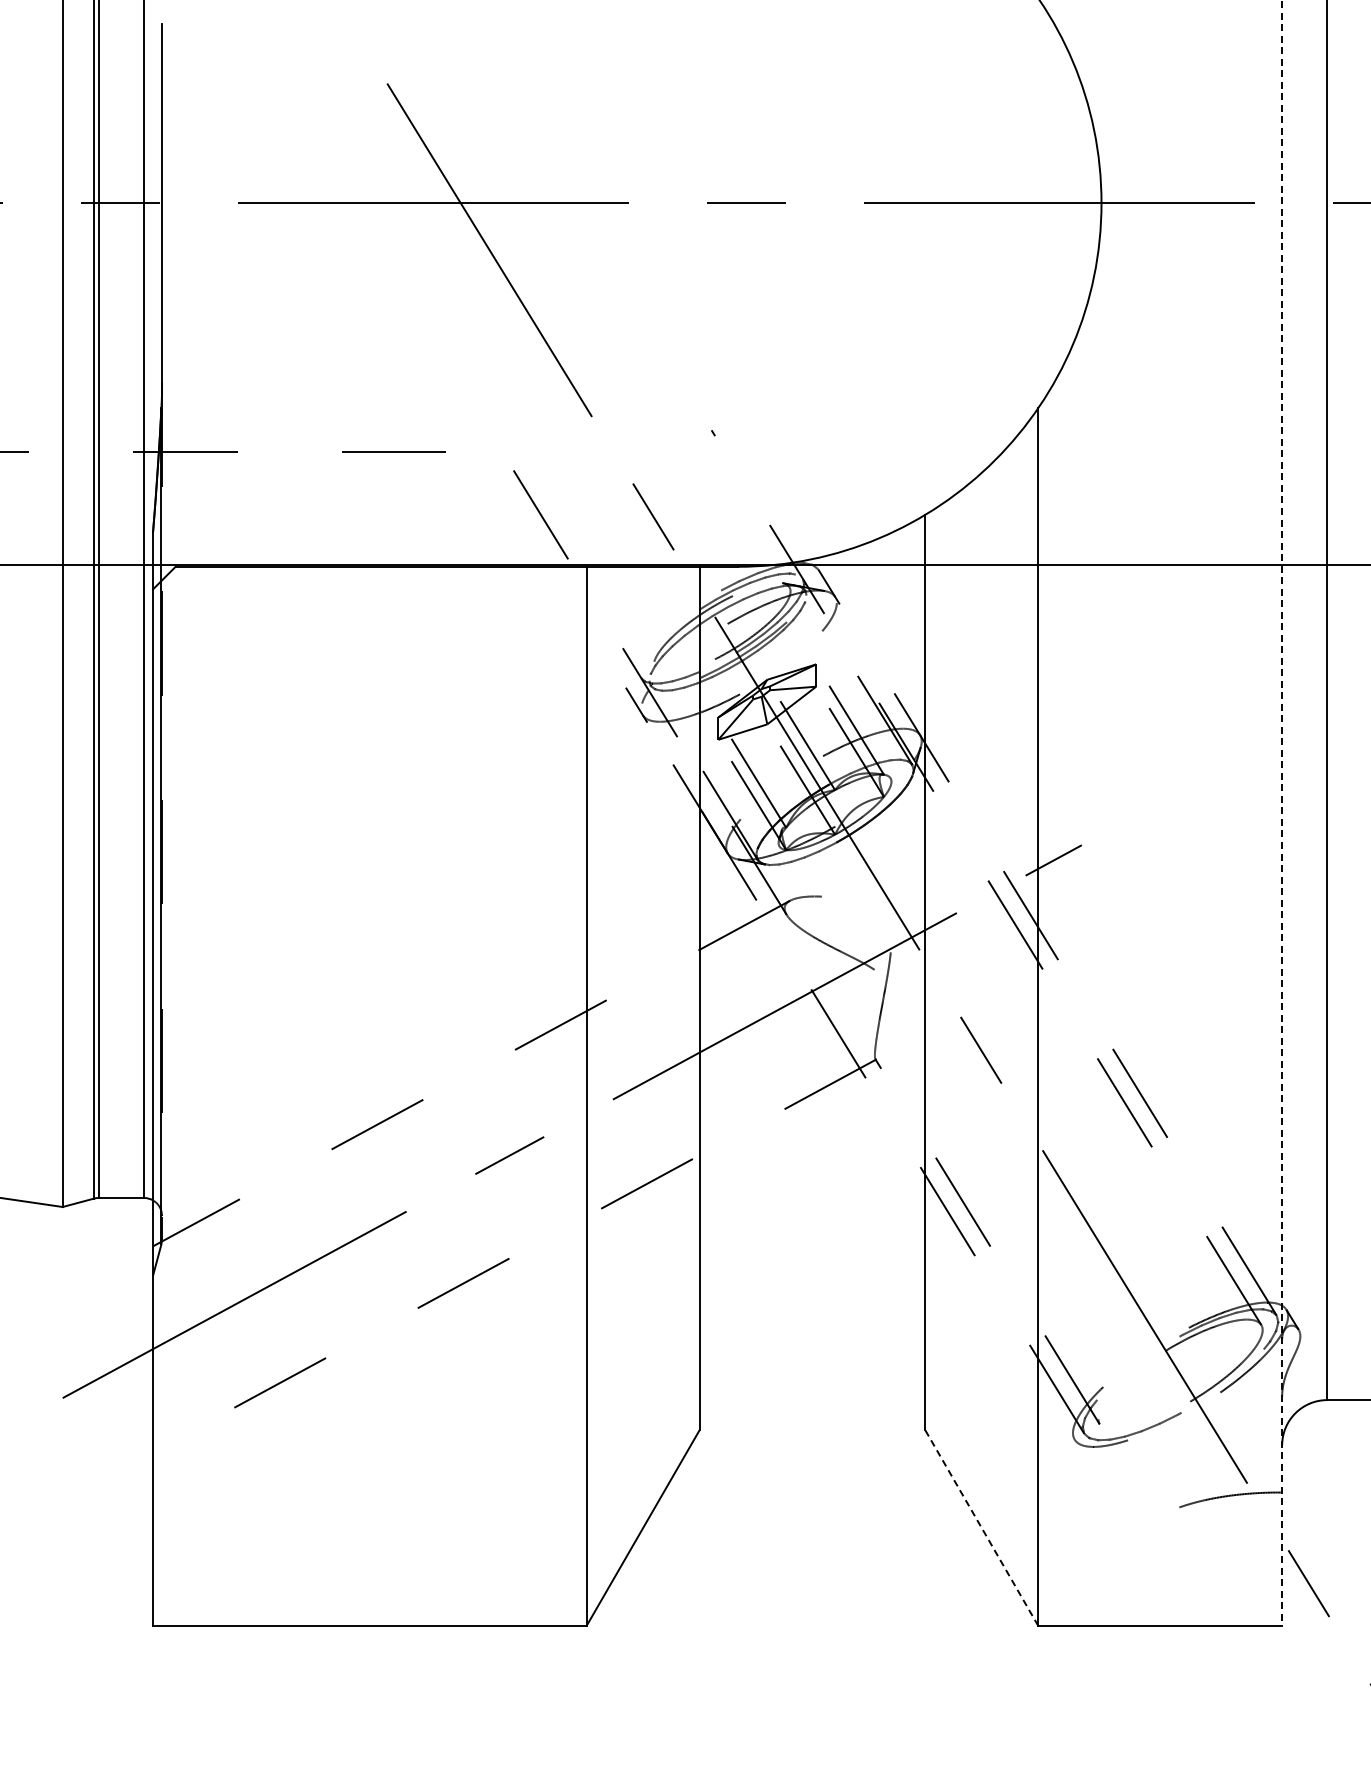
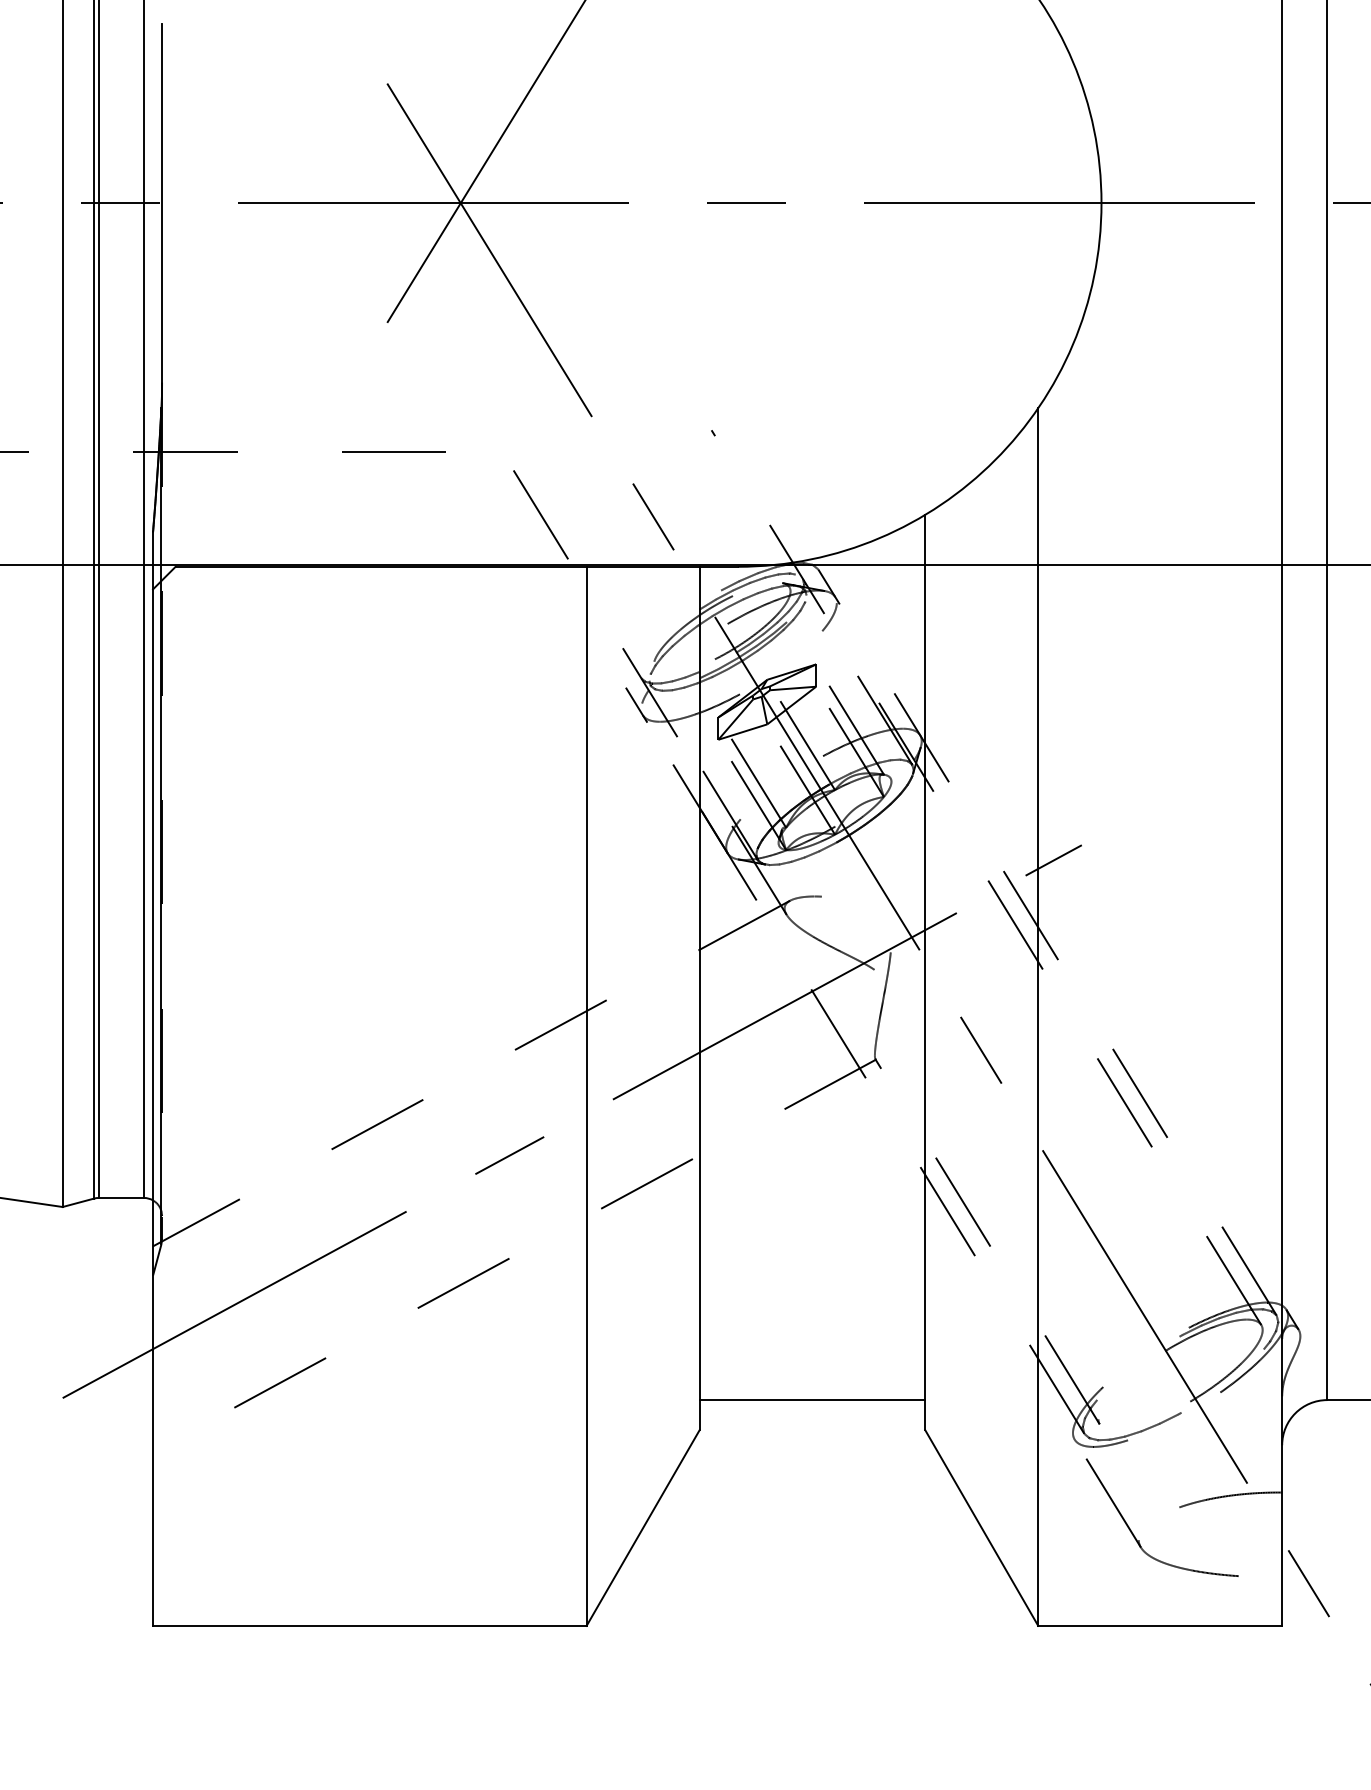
line: none -> present (485, 162)
line: dashed -> solid (1282, 813)
line: none -> present (812, 1400)
line: dashed -> solid (981, 1528)
part: none -> present (1139, 1540)
